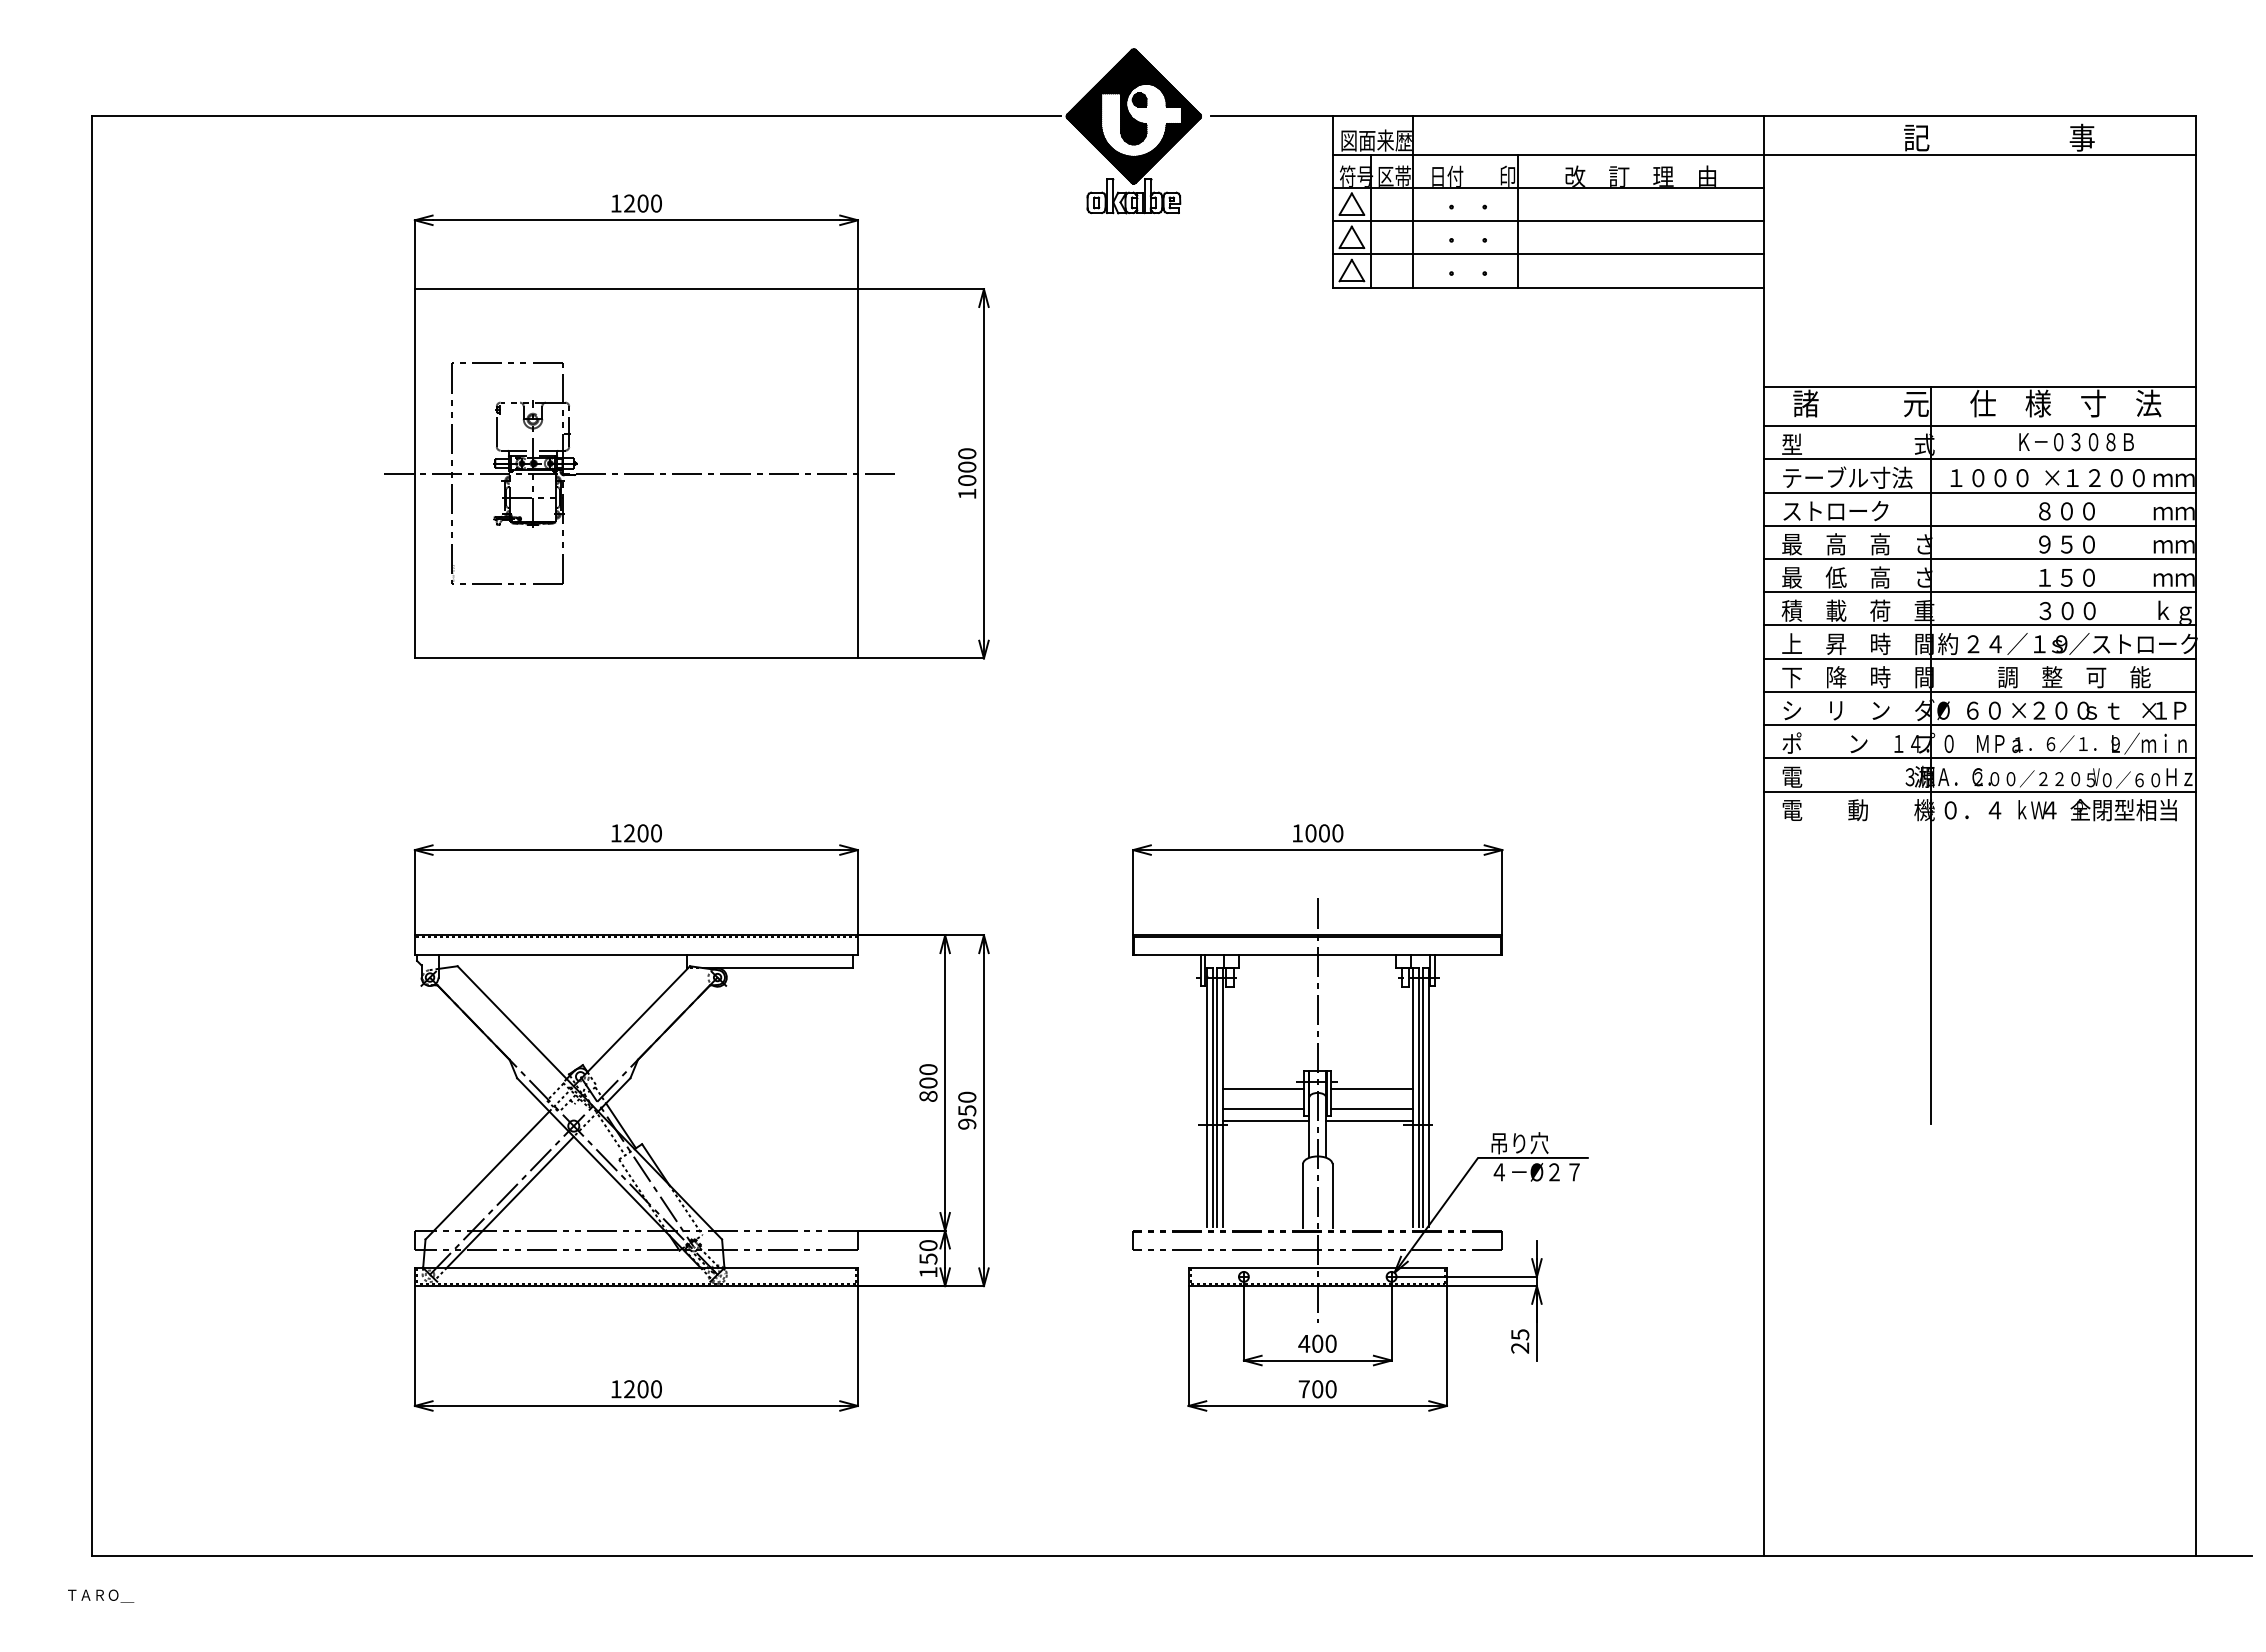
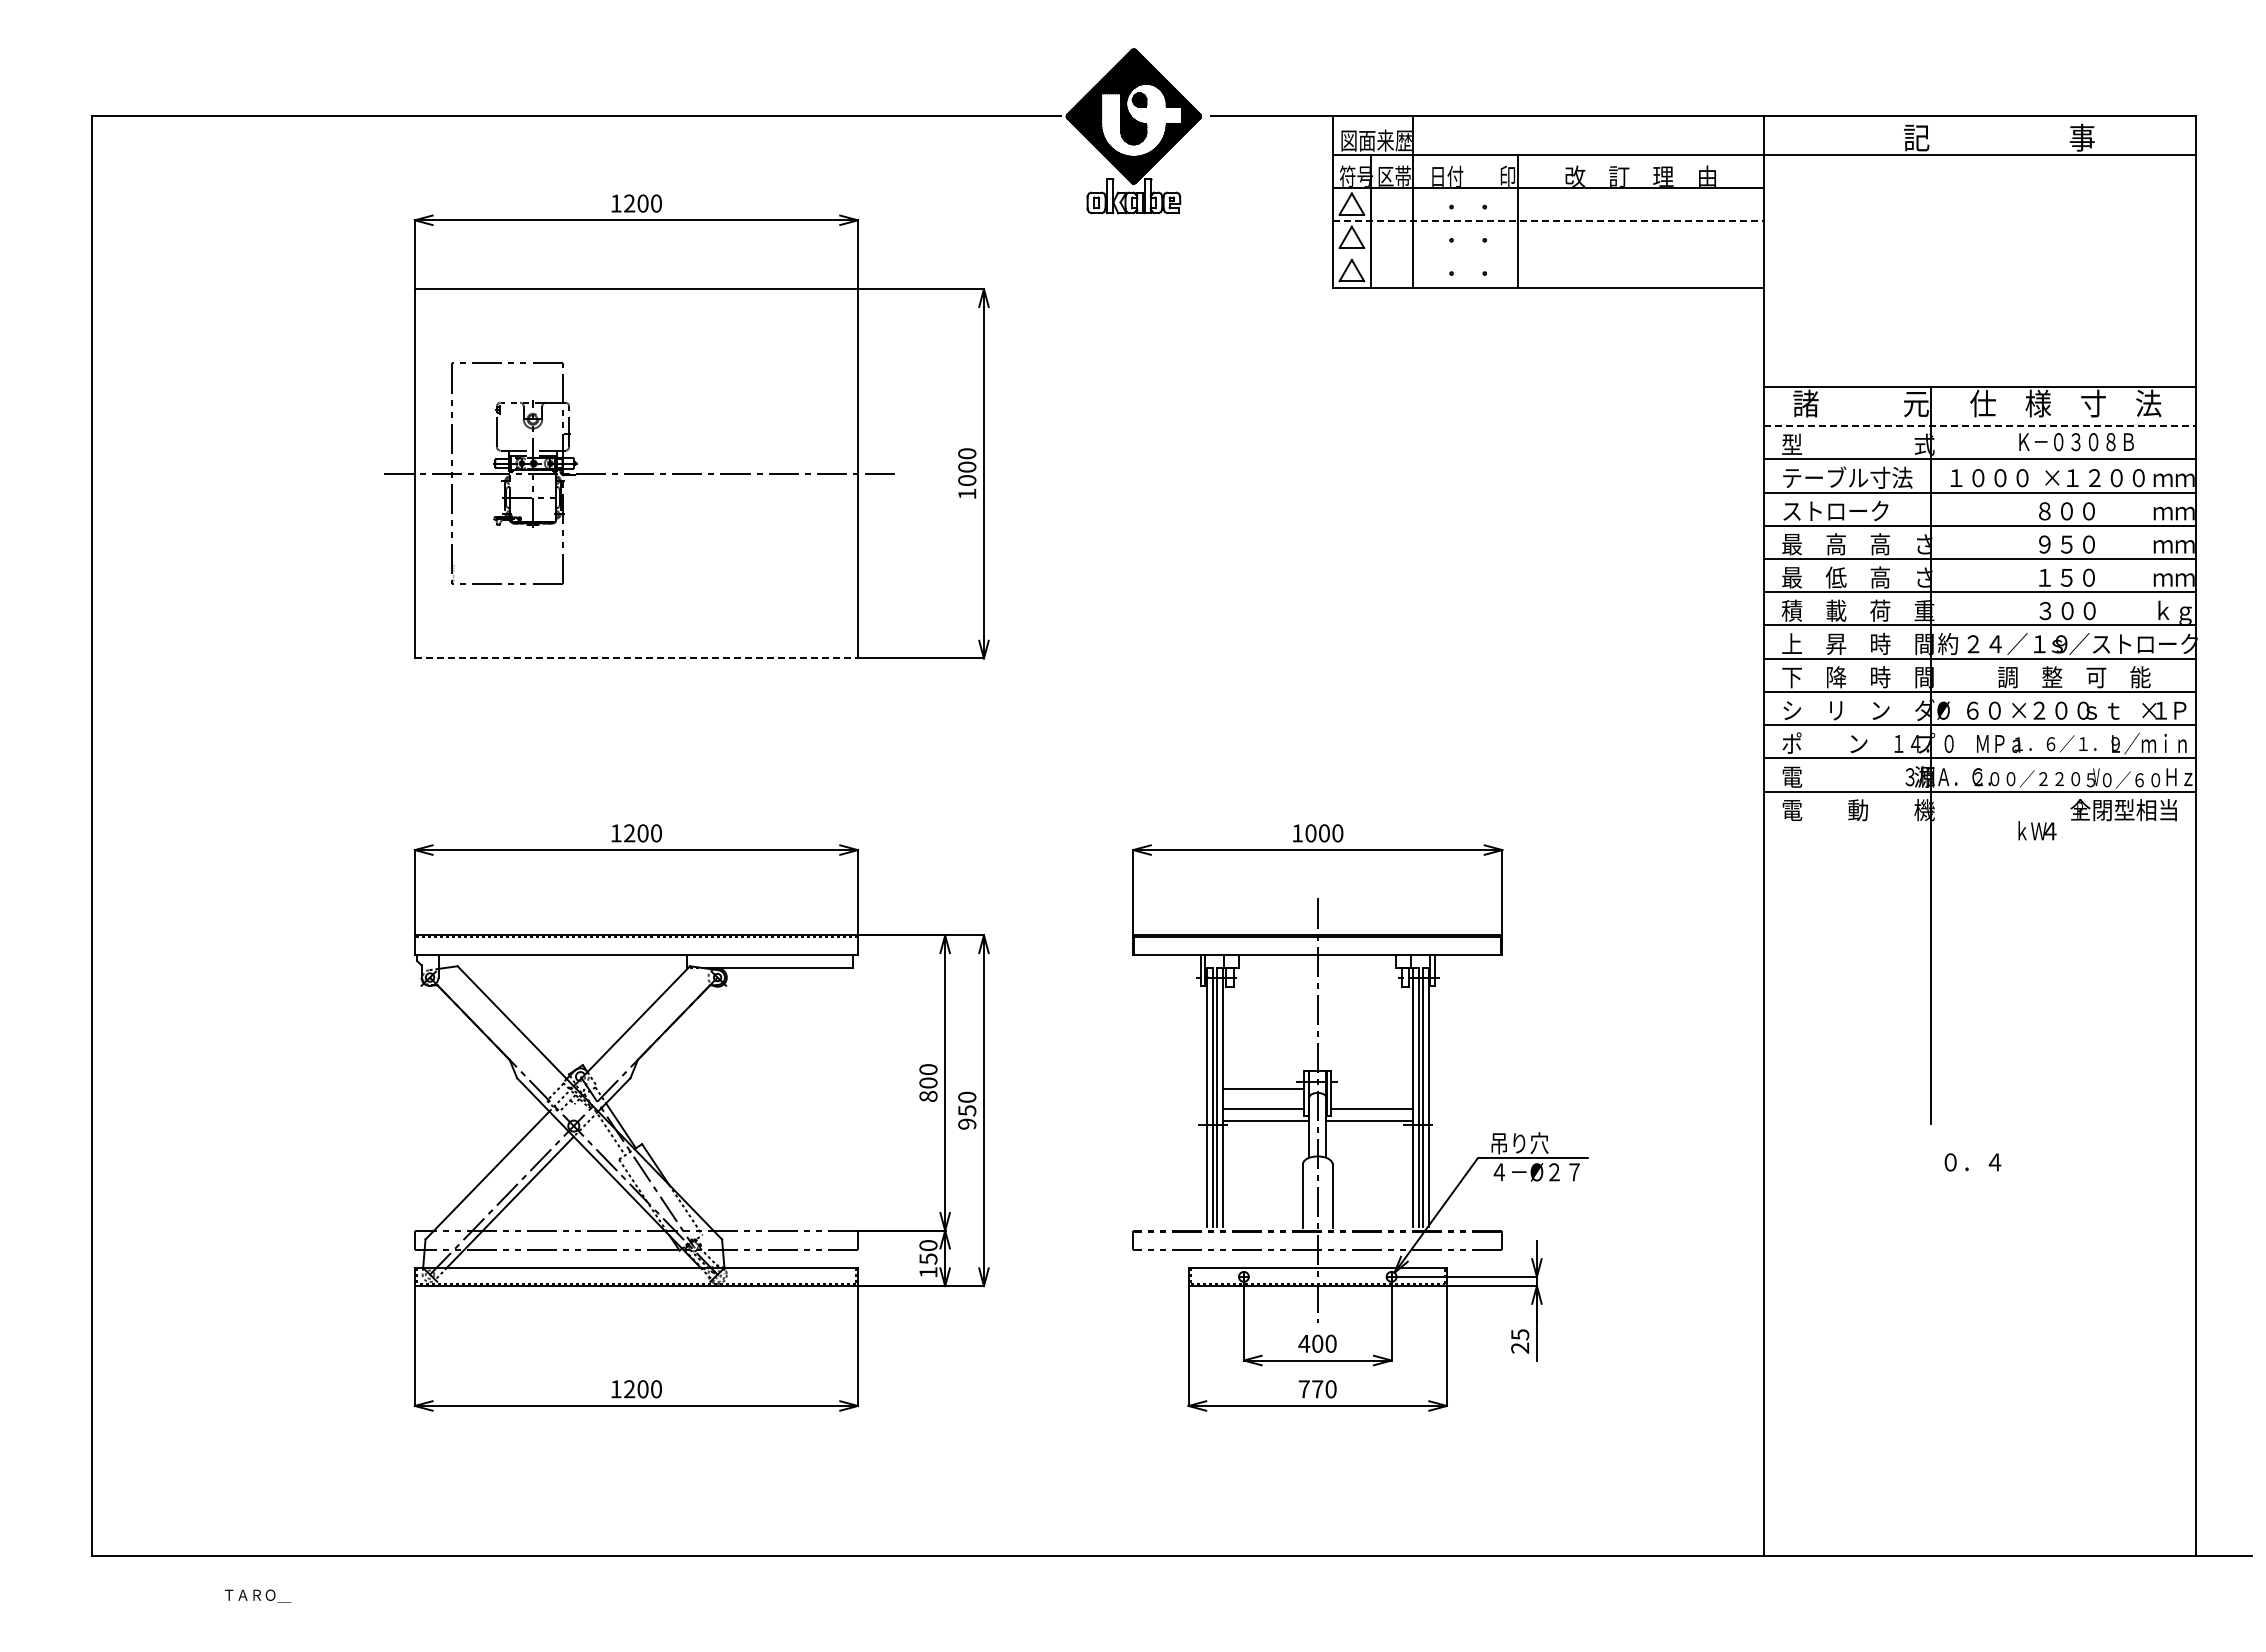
line: solid -> dashed (1548, 221)
line: present -> none (1548, 254)
line: solid -> dashed (1980, 426)
line: solid -> dashed (636, 658)
text position: (2037, 809) -> (2037, 830) (2037, 830)
text position: (1972, 810) -> (1972, 1162) (1972, 1162)
line: present -> none (1372, 1089)
text: 700 -> 770 (1317, 1389)
text position: (101, 1595) -> (258, 1595) (258, 1595)
